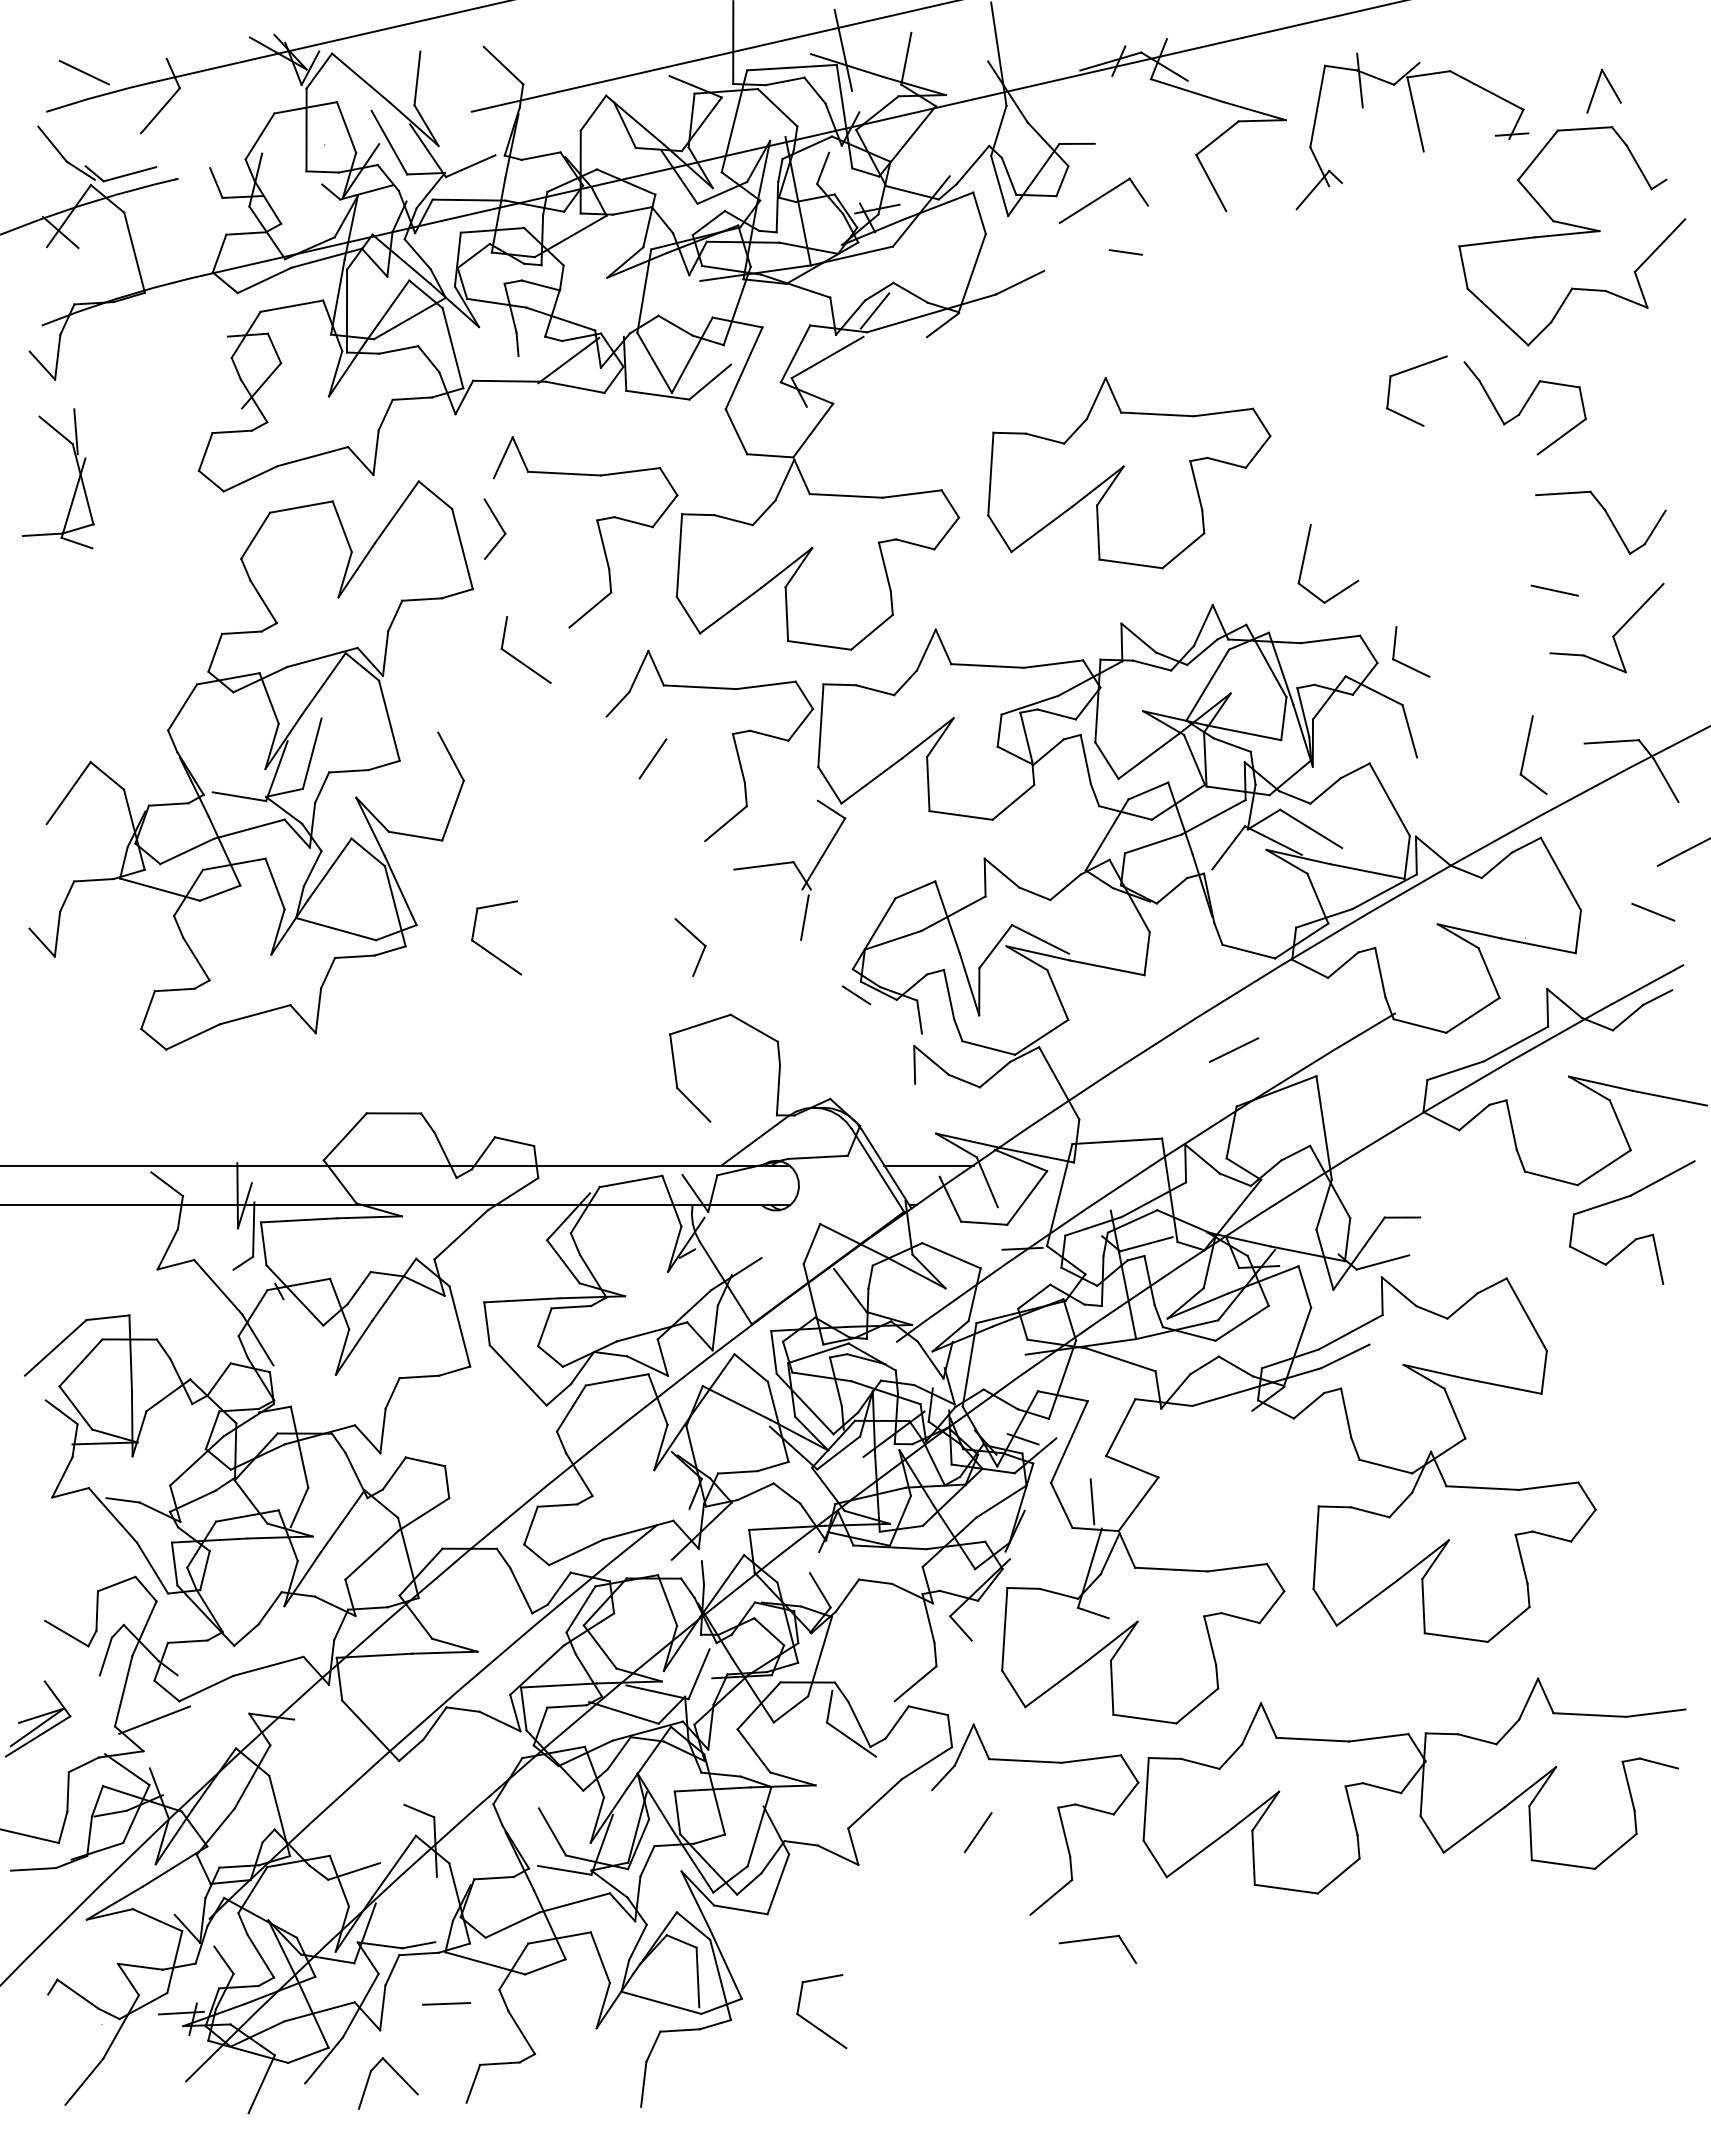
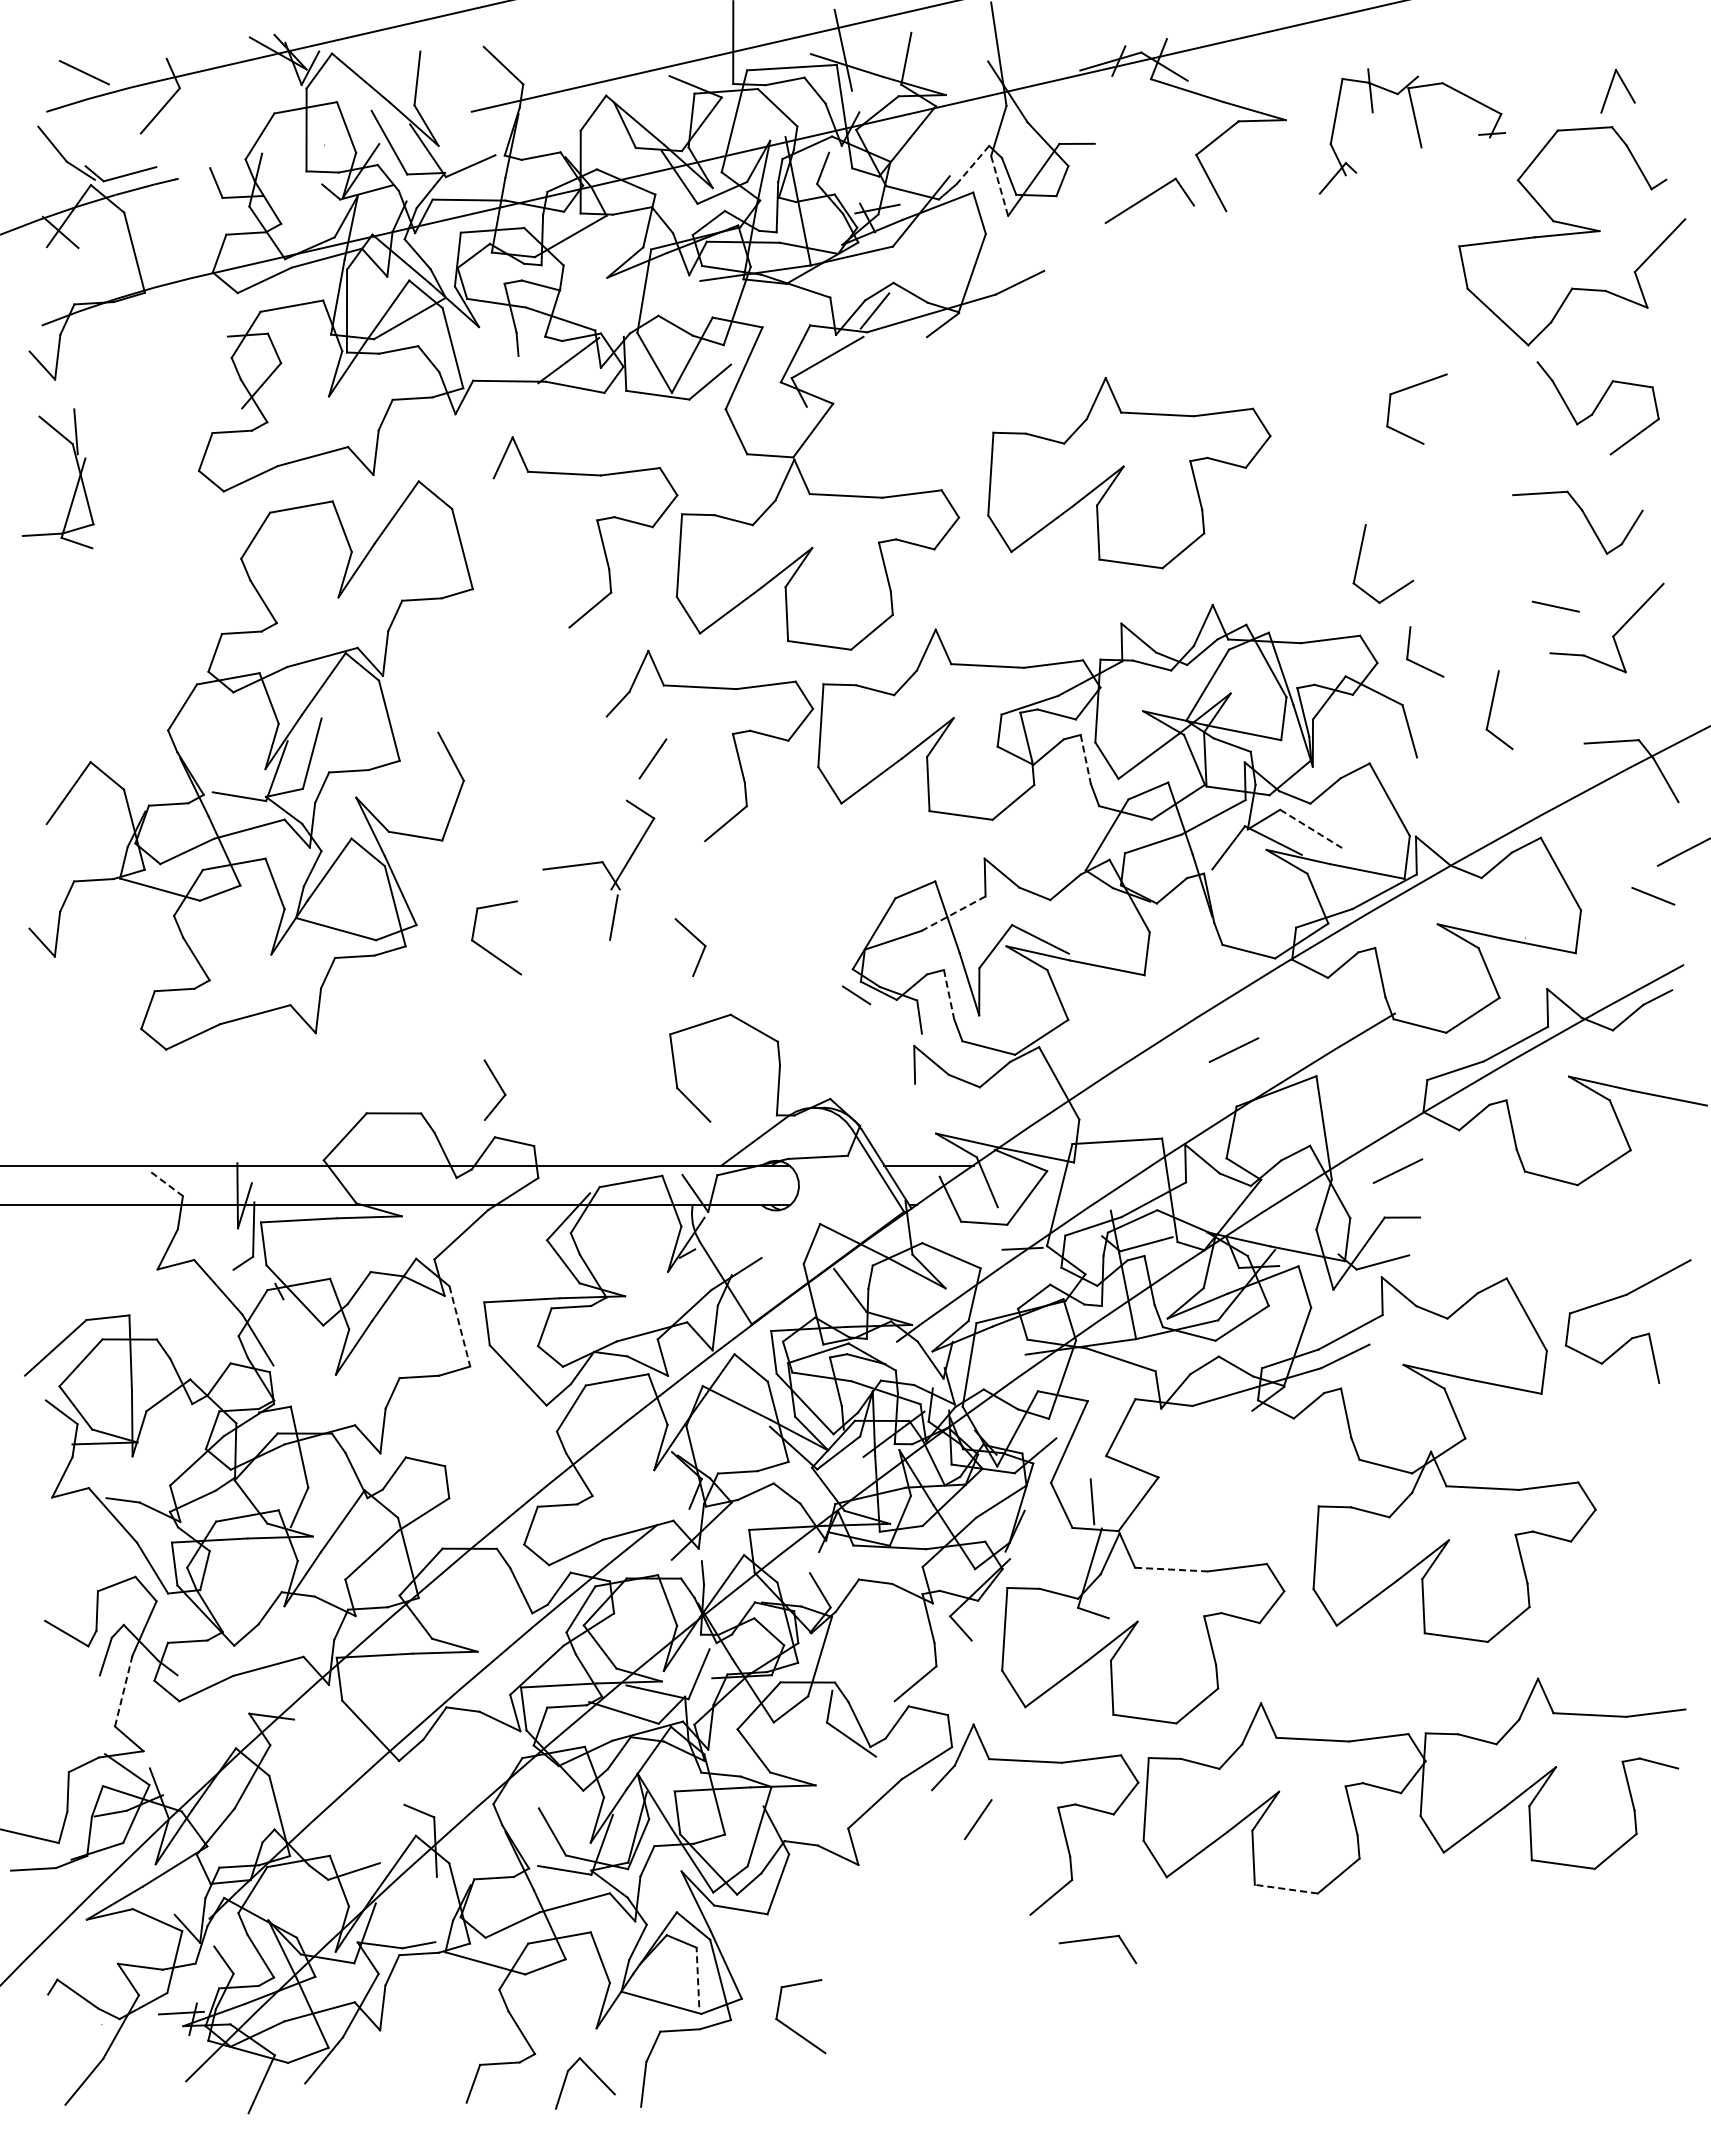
part position: (1596, 89) -> (1610, 89) (1610, 89)
part size: 235x159 px -> 188x127 px (1411, 131)
line: solid -> dashed (972, 165)
line: solid -> dashed (999, 186)
part position: (1103, 200) -> (1149, 200) (1149, 200)
line: present -> none (1125, 252)
part position: (1410, 370) -> (1410, 388) (1410, 388)
part position: (1524, 408) -> (1597, 408) (1597, 408)
part position: (1608, 518) -> (1585, 518) (1585, 518)
part position: (494, 528) -> (494, 1089) (494, 1089)
part position: (1305, 556) -> (1360, 556) (1360, 556)
line position: (1554, 590) -> (1555, 606) (1555, 606)
part: present -> none (517, 658)
part position: (1404, 663) -> (1418, 663) (1418, 663)
part position: (1526, 752) -> (1492, 707) (1492, 707)
line: solid -> dashed (1085, 760)
line: solid -> dashed (1311, 829)
part position: (789, 869) -> (598, 869) (598, 869)
line position: (1653, 912) -> (1653, 896) (1653, 896)
line: solid -> dashed (953, 913)
line: solid -> dashed (949, 995)
line: none -> present (1397, 1170)
line: solid -> dashed (167, 1184)
part position: (1638, 1237) -> (1634, 1336) (1634, 1336)
line: solid -> dashed (460, 1326)
line: present -> none (1022, 1439)
line: solid -> dashed (1171, 1569)
line: solid -> dashed (123, 1690)
part: present -> none (37, 1718)
line: present -> none (154, 1719)
line position: (977, 1832) -> (977, 1819) (977, 1819)
line: solid -> dashed (1286, 1889)
line: solid -> dashed (697, 1977)
line: present -> none (446, 2003)
part position: (814, 2024) -> (793, 2029) (793, 2029)
part position: (397, 2074) -> (594, 2074) (594, 2074)
